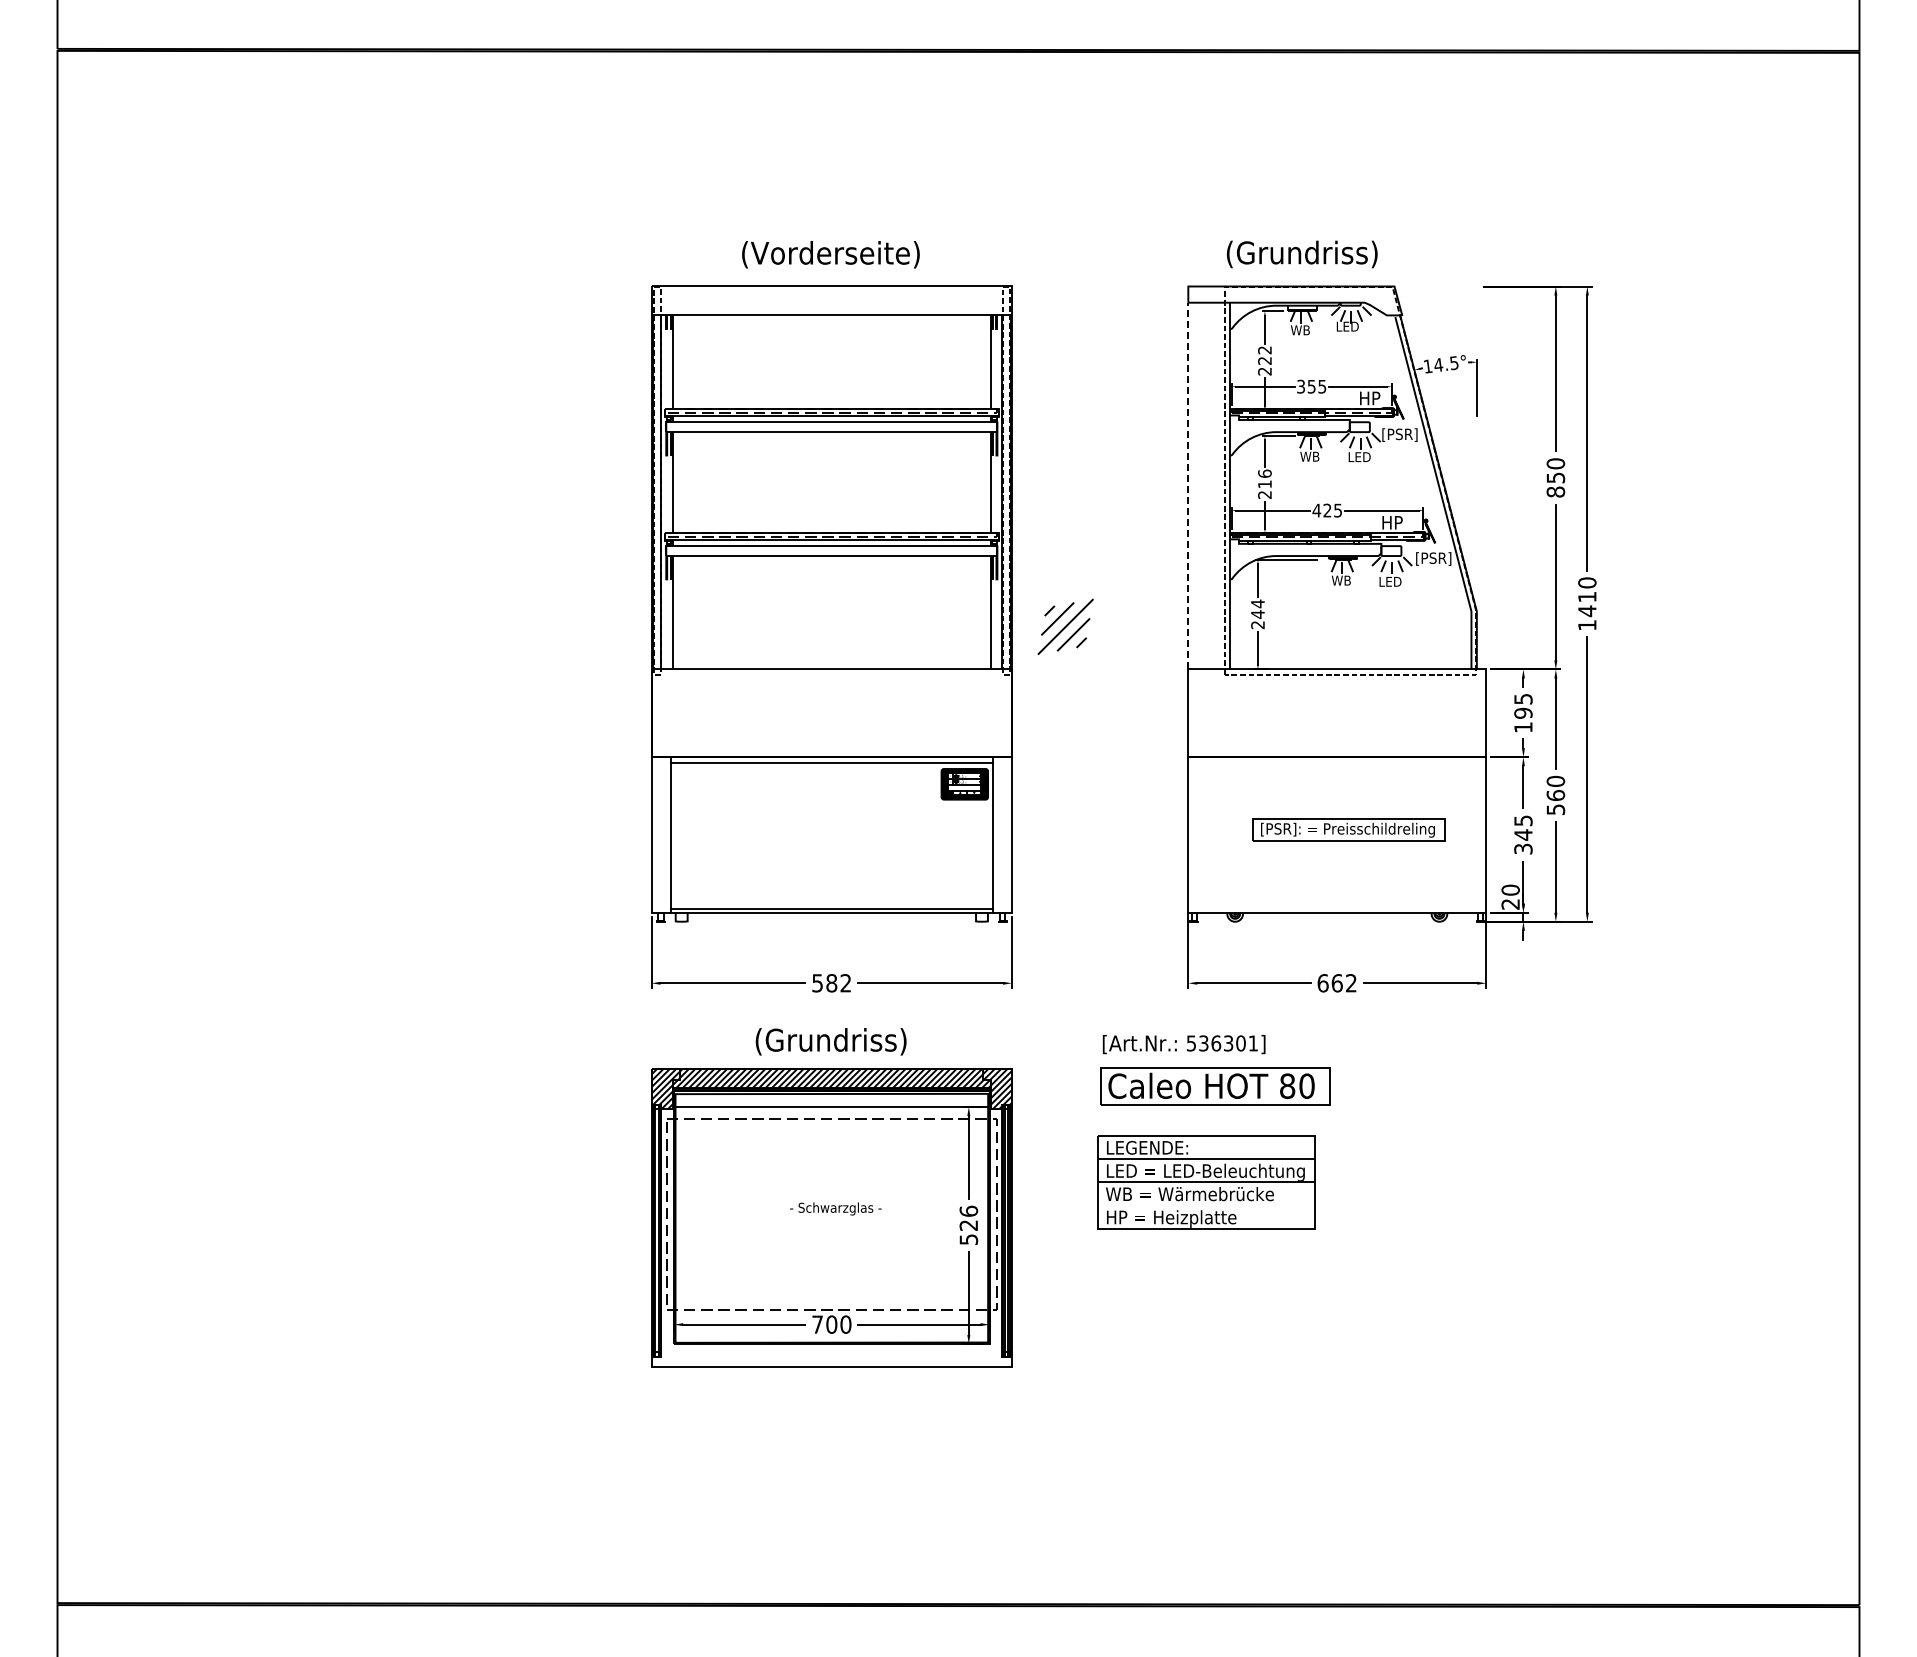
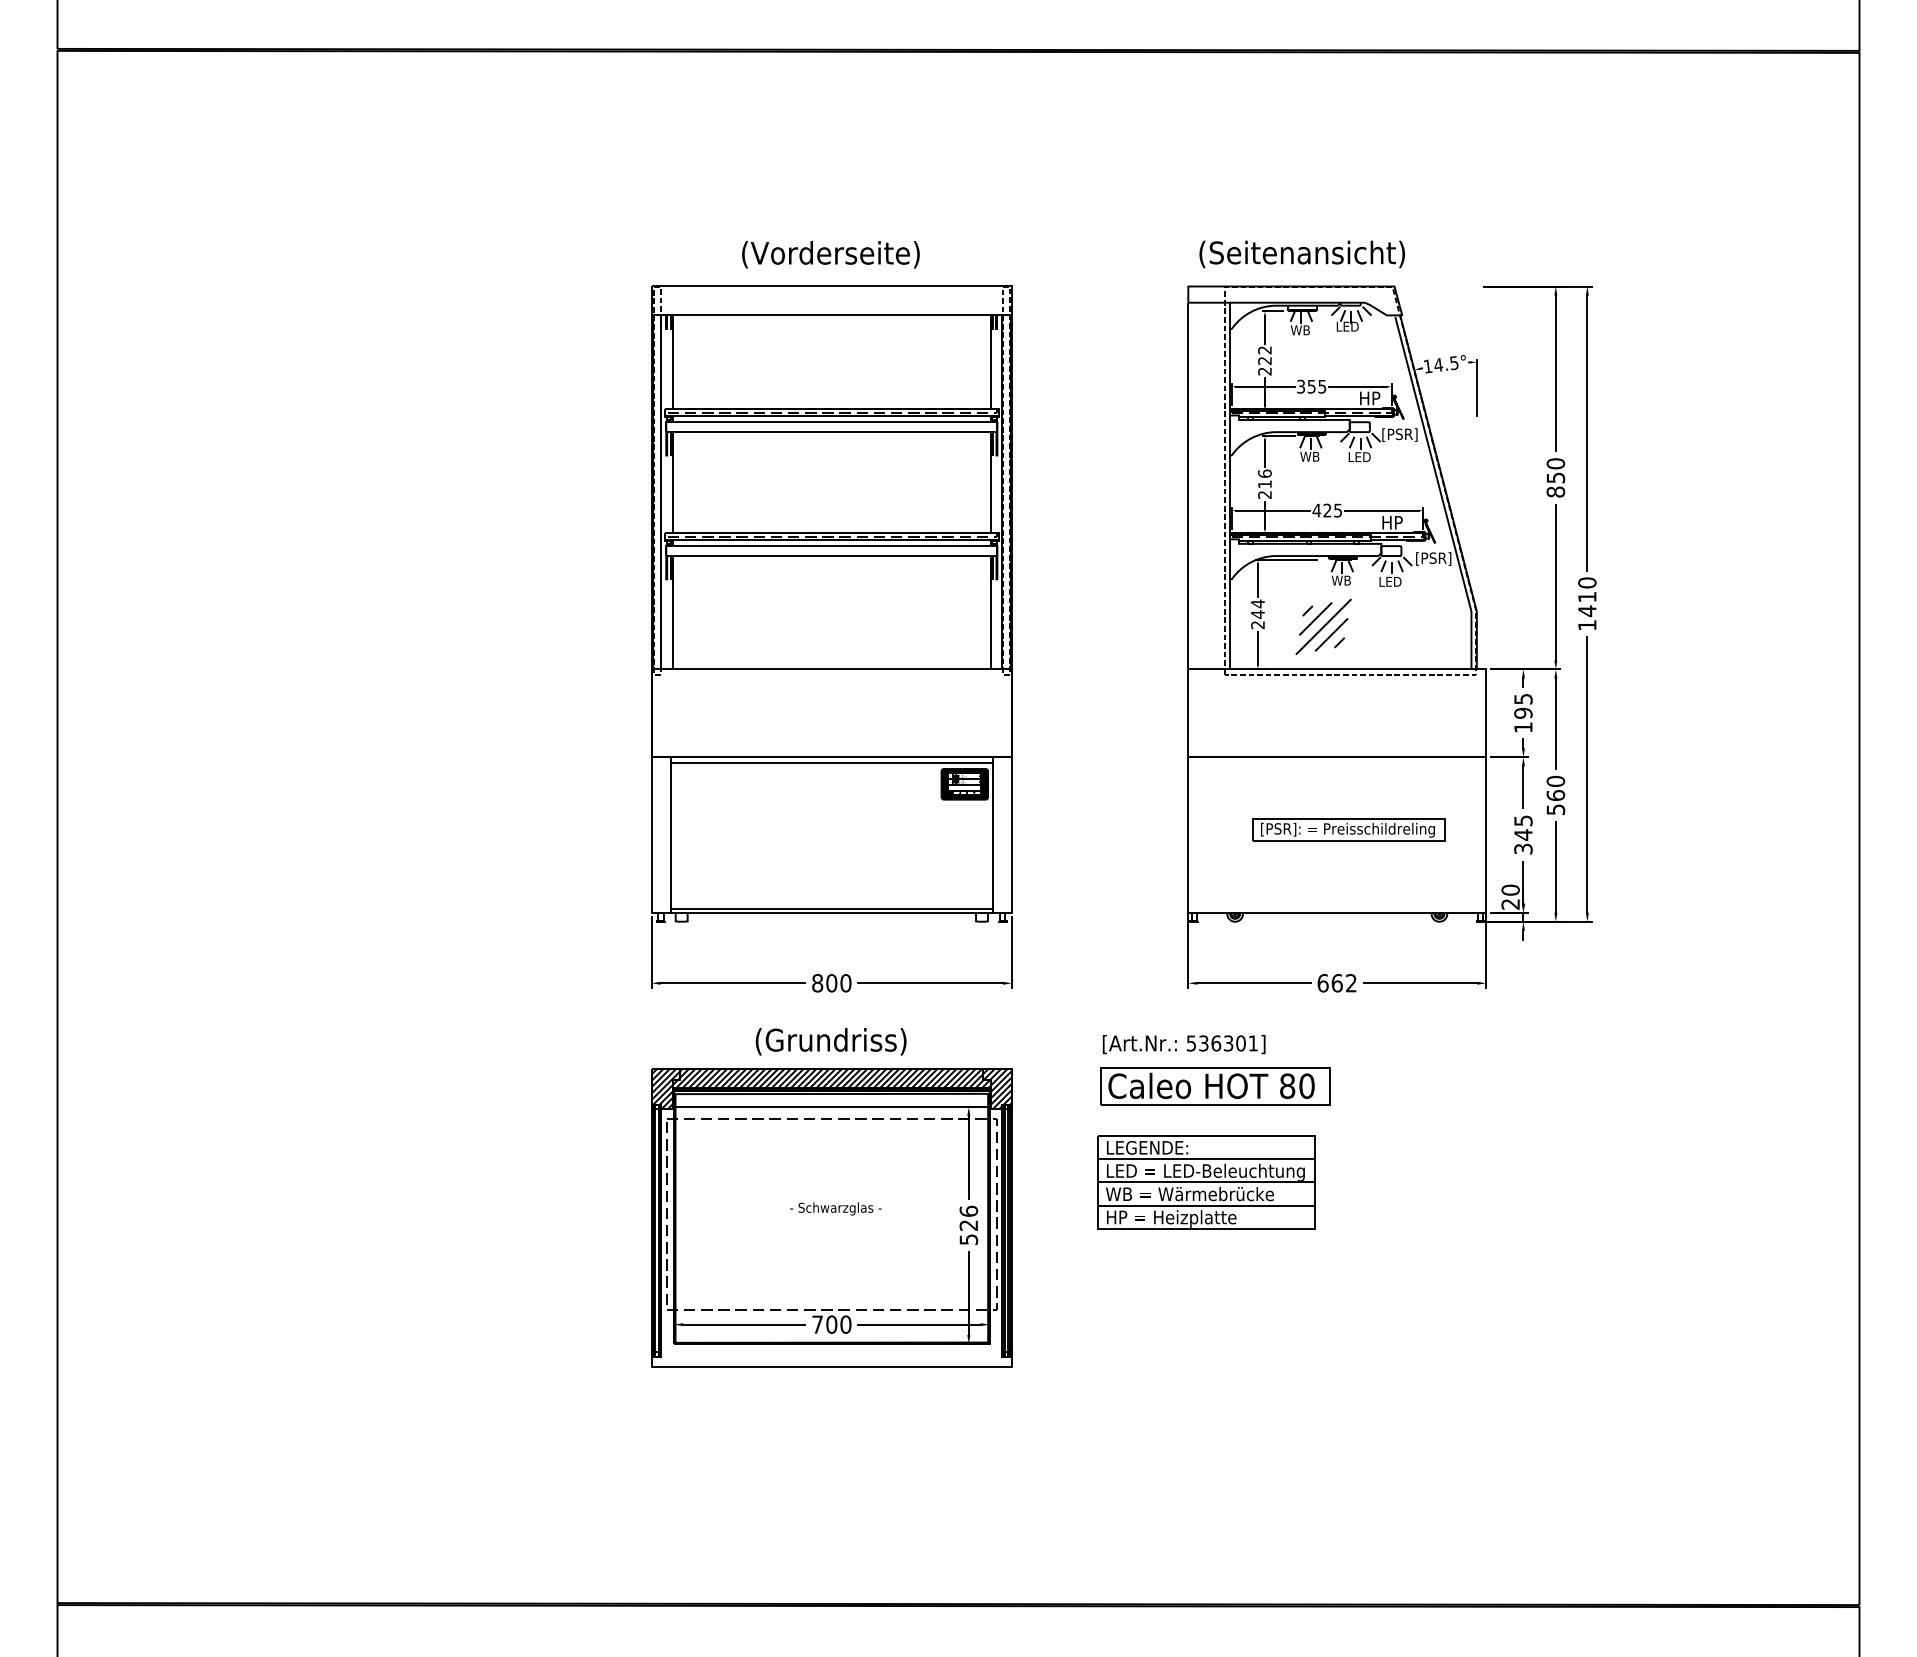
text: (Grundriss) -> (Seitenansicht) (1302, 254)
line: dashed -> solid (1188, 485)
part position: (1065, 626) -> (1323, 626) (1323, 626)
text: 582 -> 800 (831, 983)
line: none -> present (1206, 1205)
